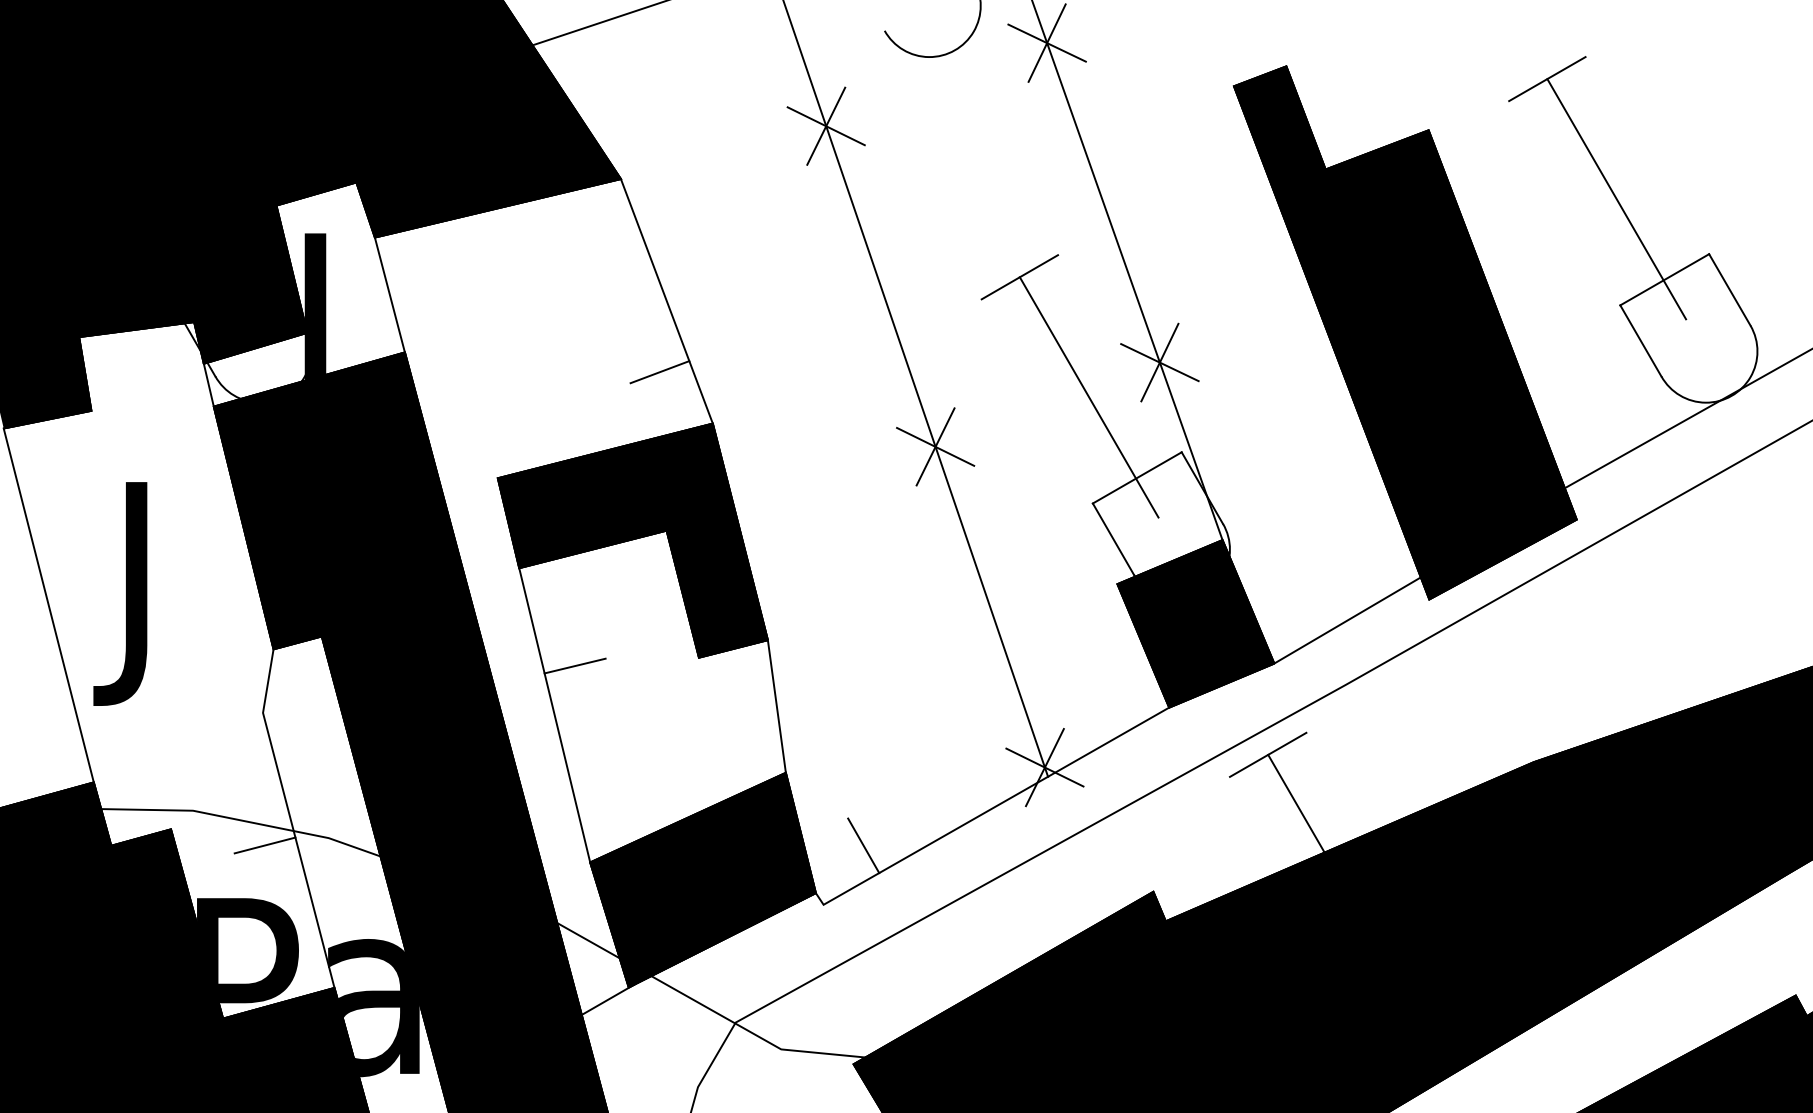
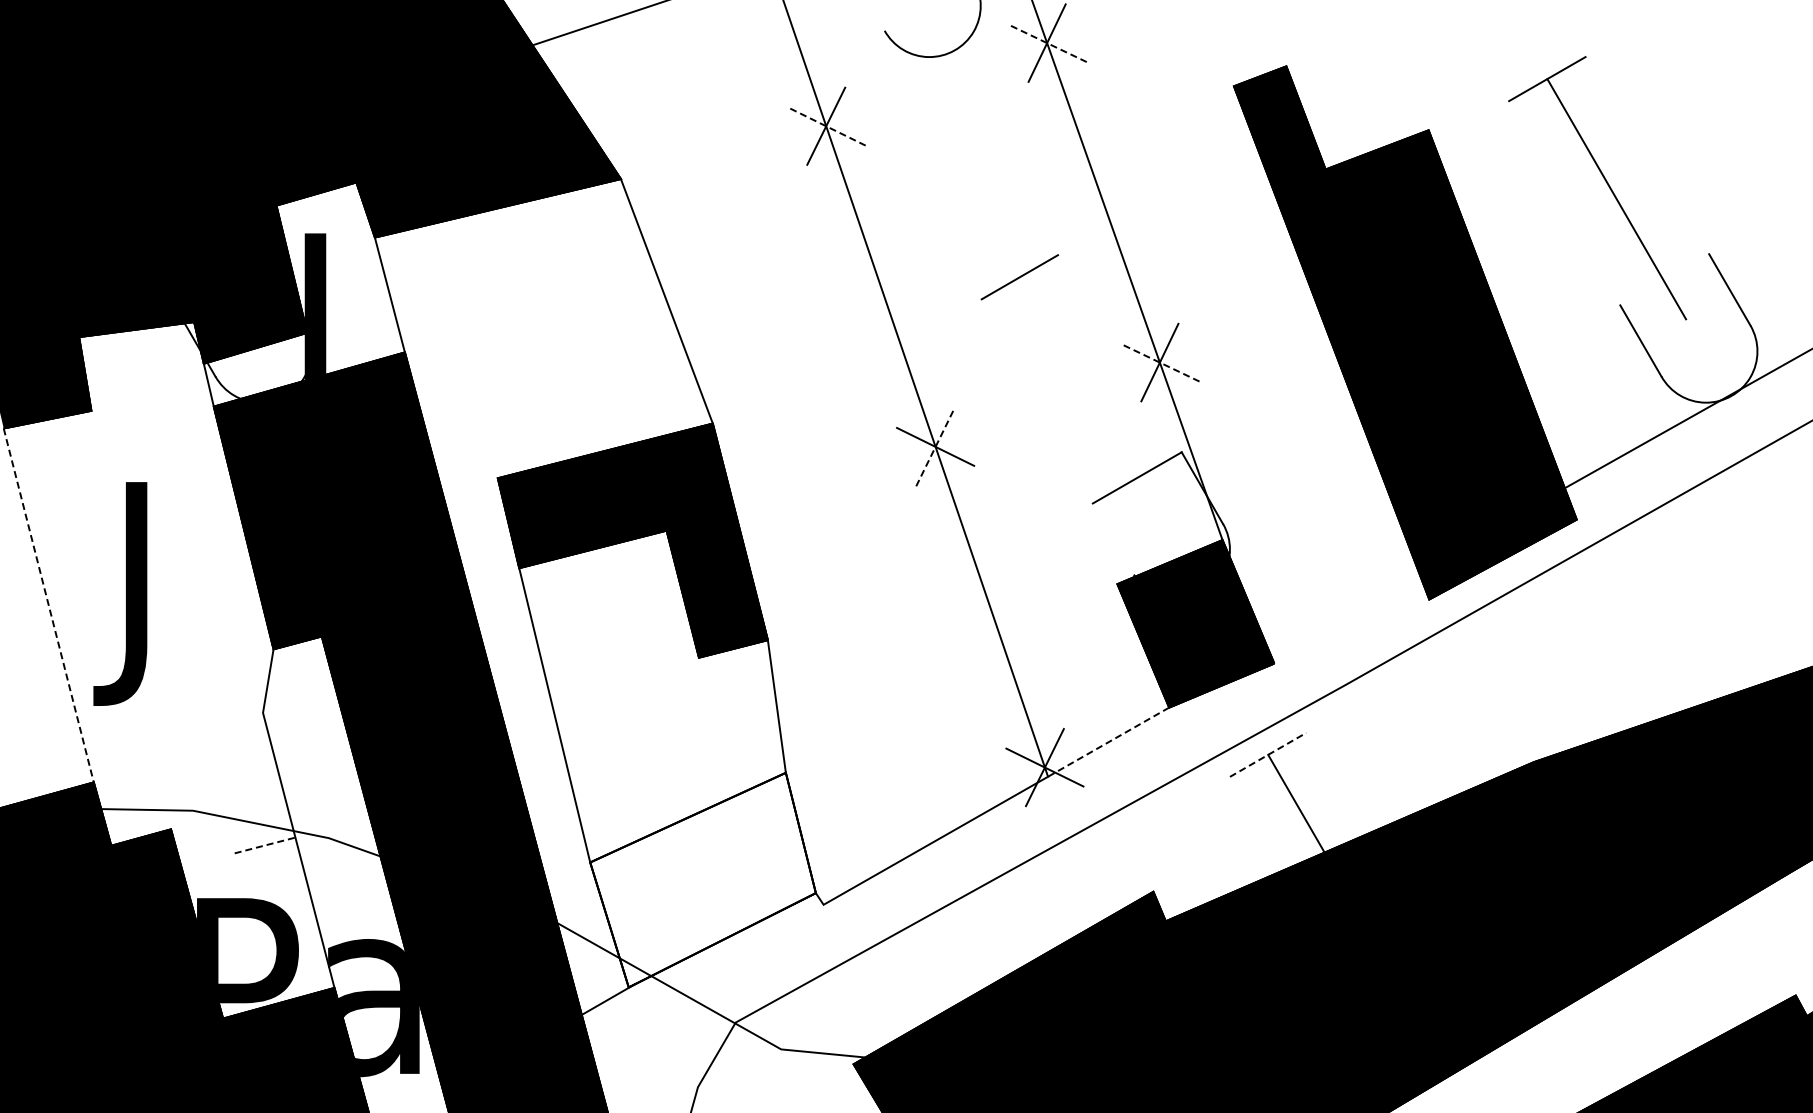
line: solid -> dashed (1047, 43)
line: solid -> dashed (826, 126)
line: present -> none (1664, 279)
line: solid -> dashed (1159, 362)
line: present -> none (659, 372)
line: present -> none (1088, 397)
line: solid -> dashed (935, 446)
line: present -> none (1112, 538)
line: solid -> dashed (48, 605)
line: present -> none (1347, 620)
line: present -> none (574, 665)
line: solid -> dashed (1108, 742)
line: solid -> dashed (1268, 754)
line: solid -> dashed (265, 845)
line: present -> none (863, 845)
fill: present -> none (702, 879)
